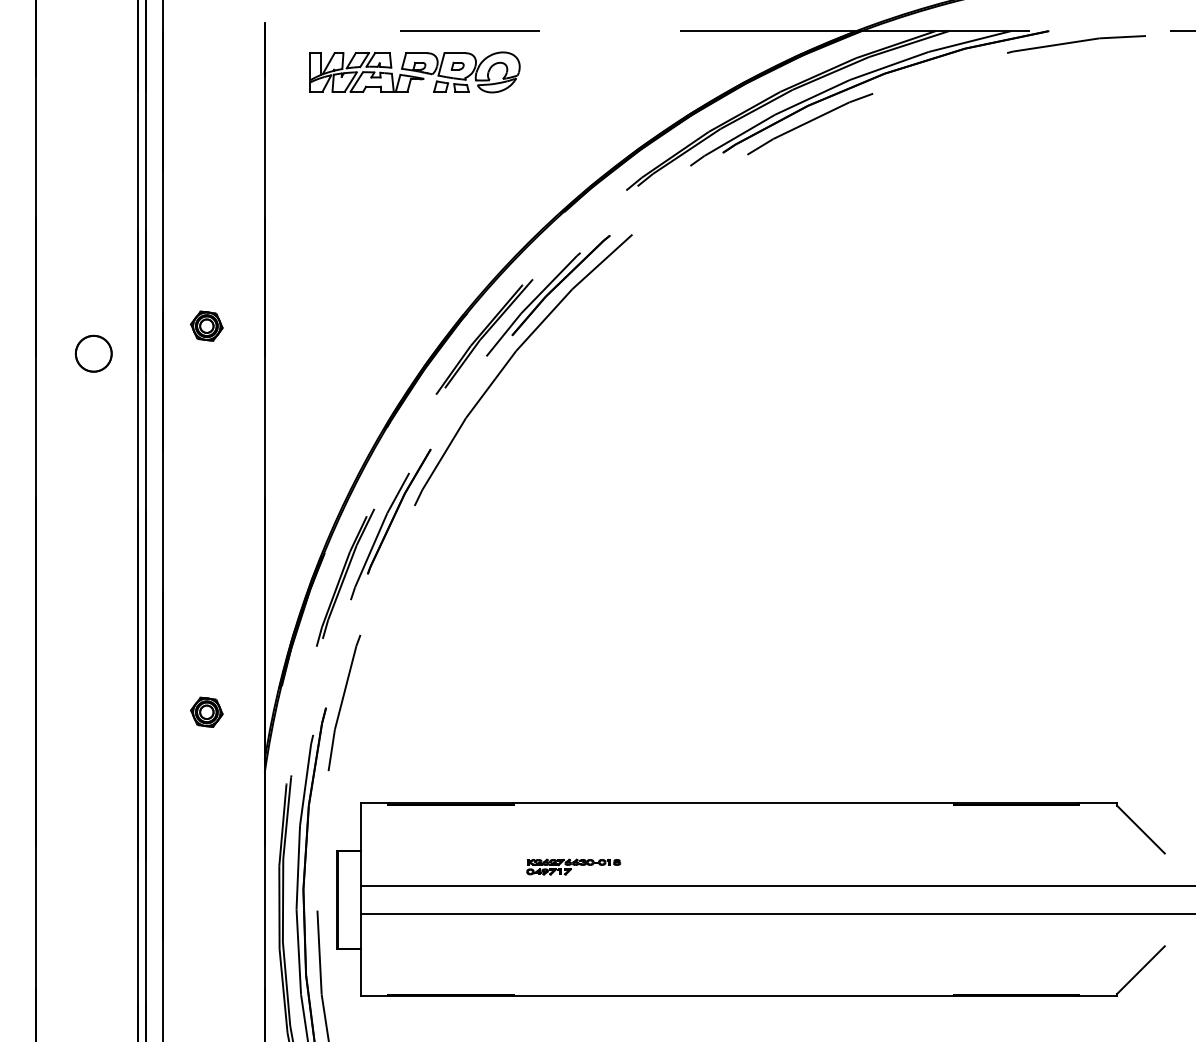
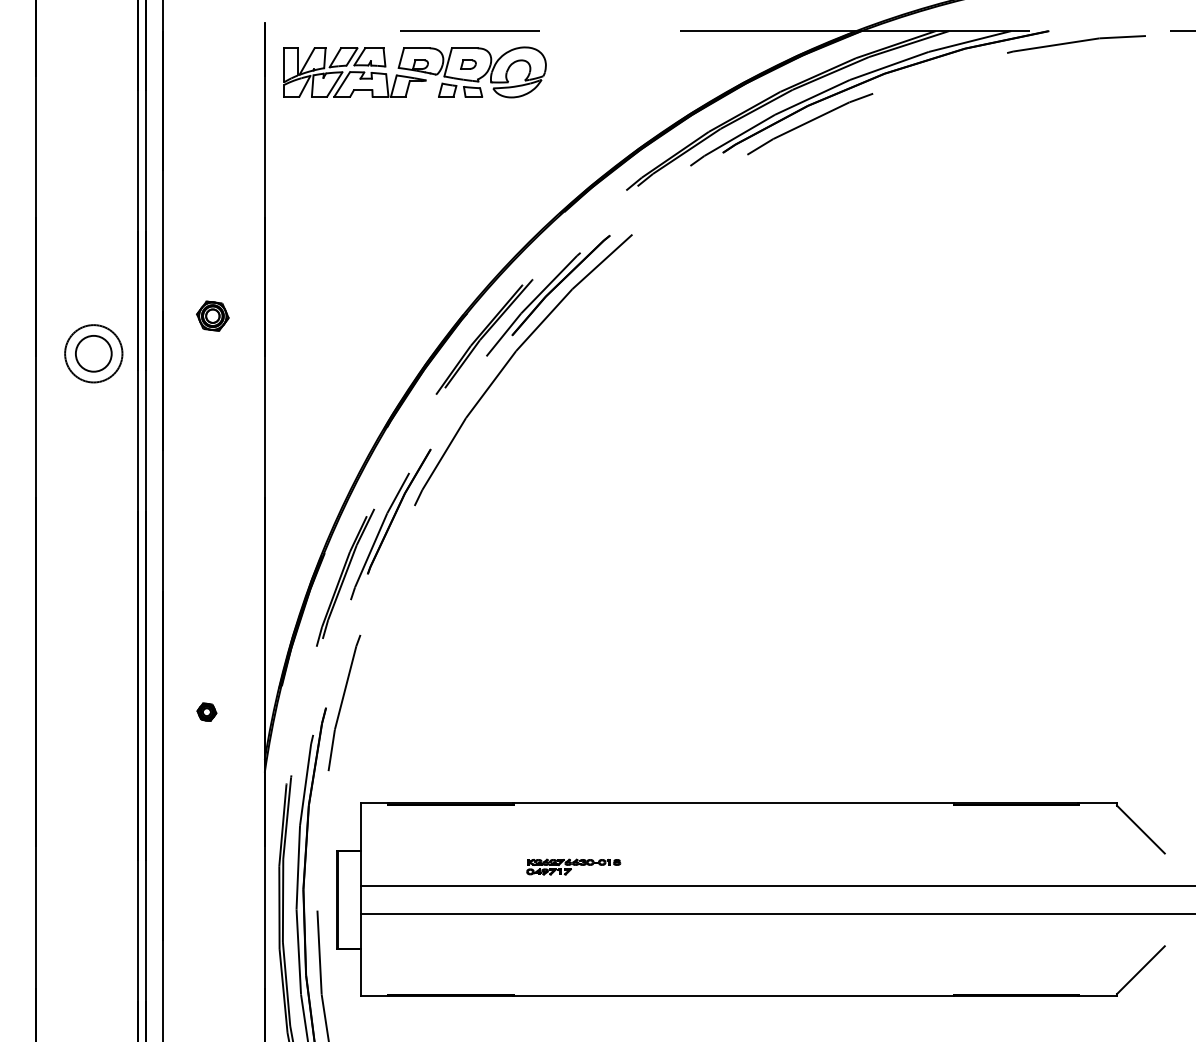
part size: 212x43 px -> 264x53 px (414, 72)
part position: (206, 325) -> (212, 315) (212, 315)
circle diameter: 36 px -> 57 px (93, 353)
part size: 34x32 px -> 22x20 px (206, 711)
